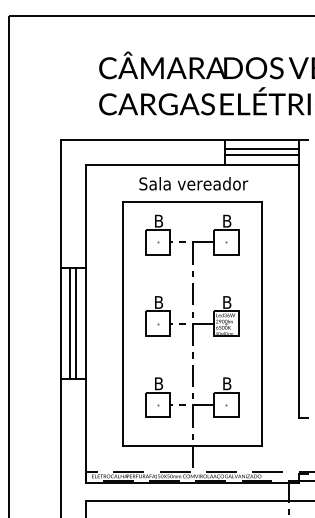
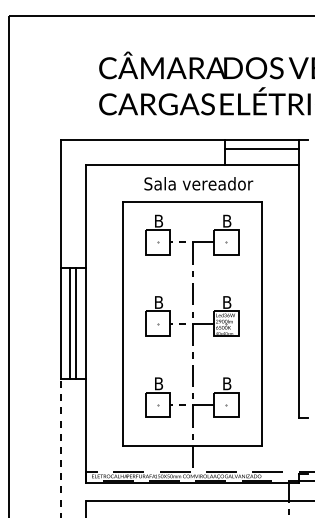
line: present -> none (261, 155)
text position: (193, 183) -> (198, 183) (198, 183)
line: solid -> dashed (60, 448)
